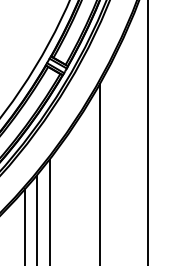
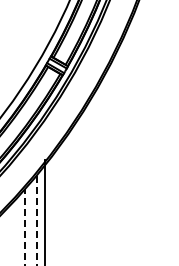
line: present -> none (147, 132)
line: present -> none (99, 173)
line position: (49, 210) -> (44, 210) (44, 210)
line: solid -> dashed (36, 220)
line: solid -> dashed (25, 226)
